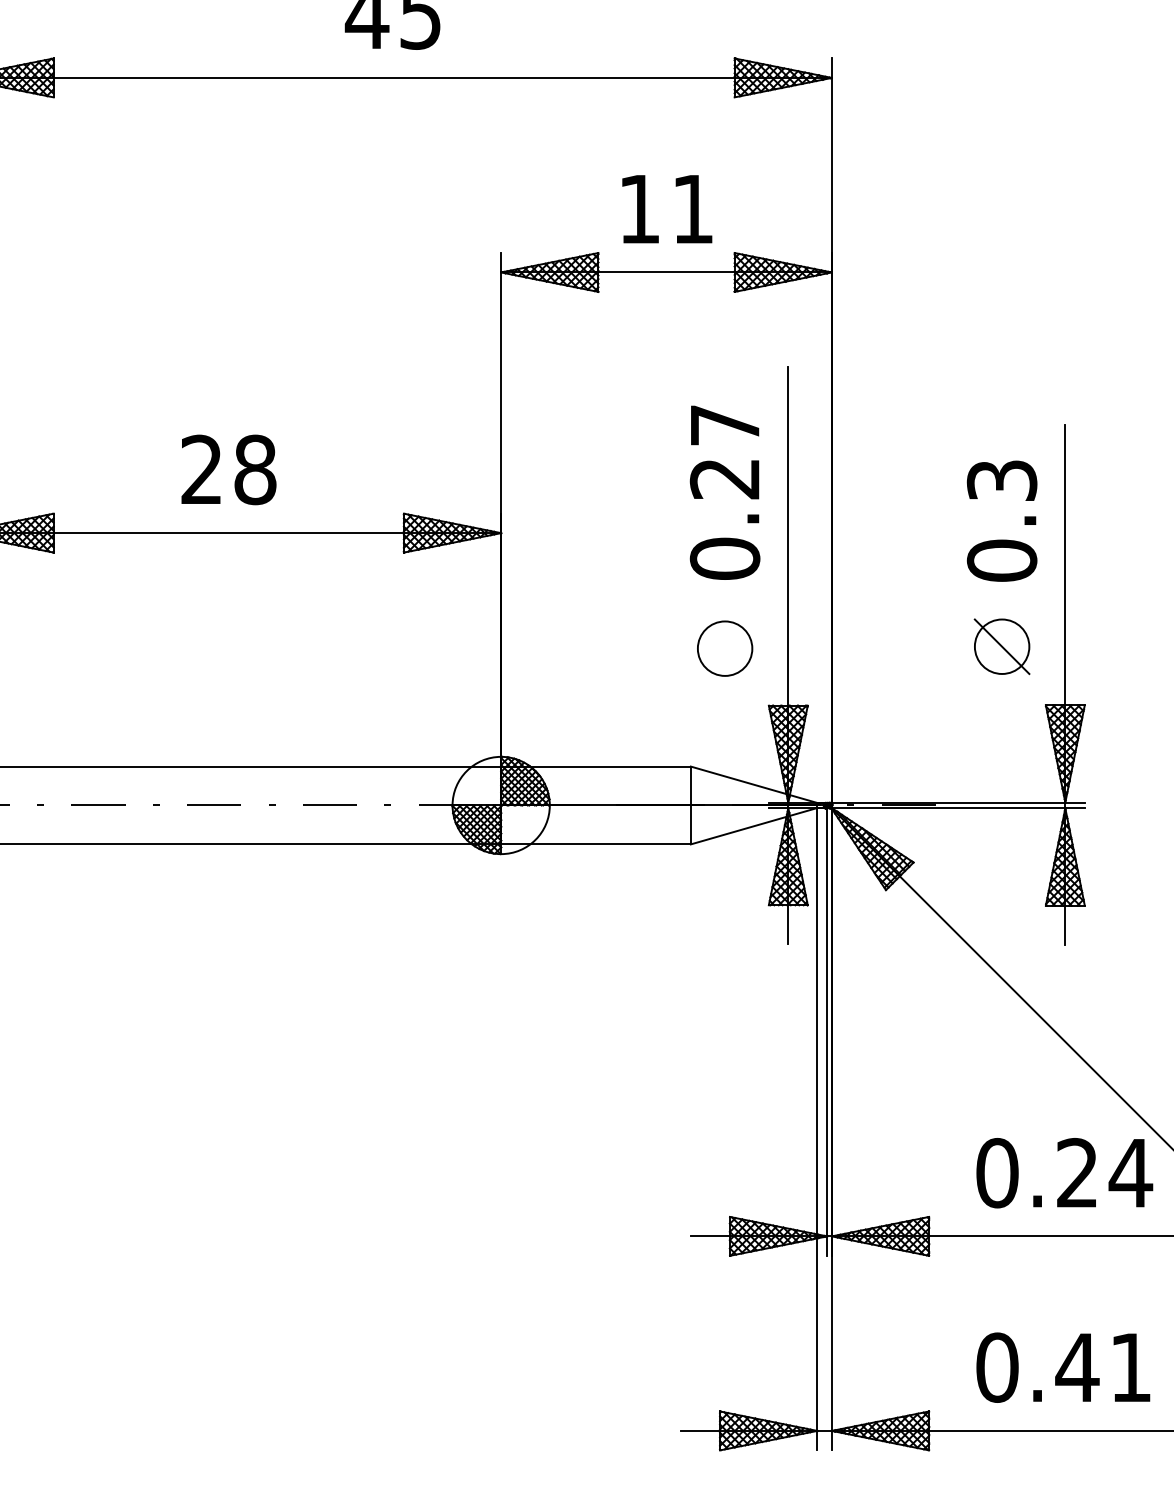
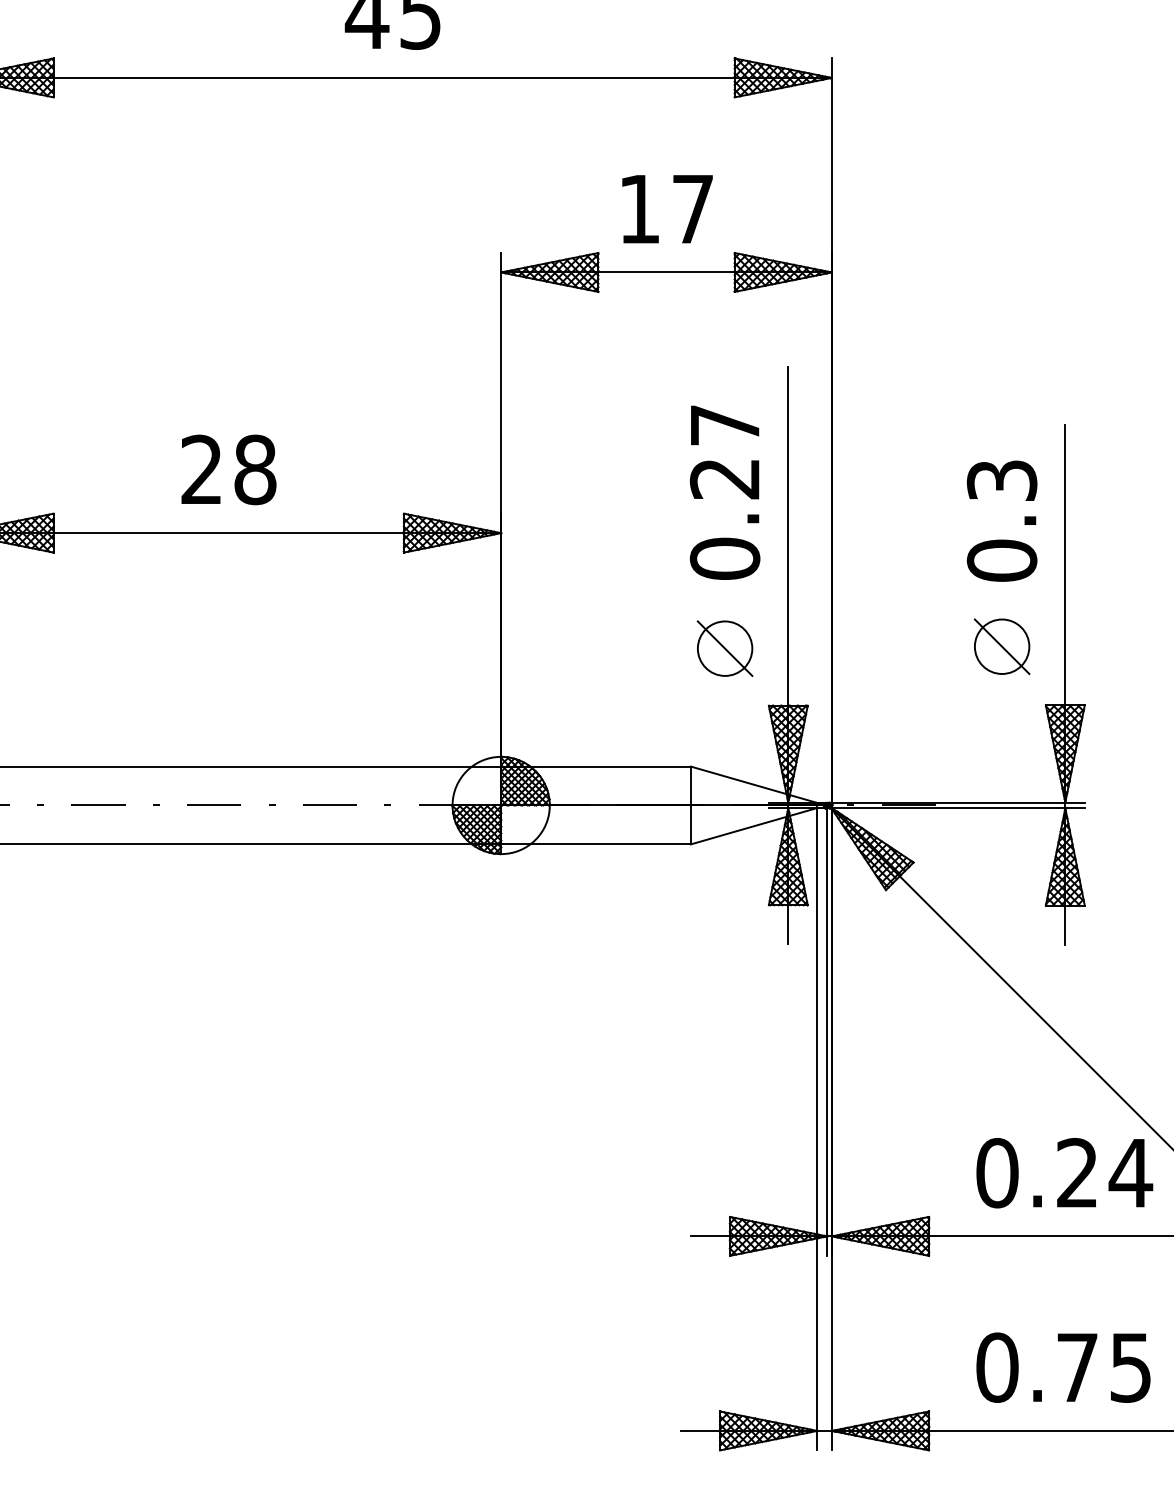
text: 11 -> 17 (692, 209)
line: none -> present (724, 648)
text: 0.41 -> 0.75 (1102, 1367)
